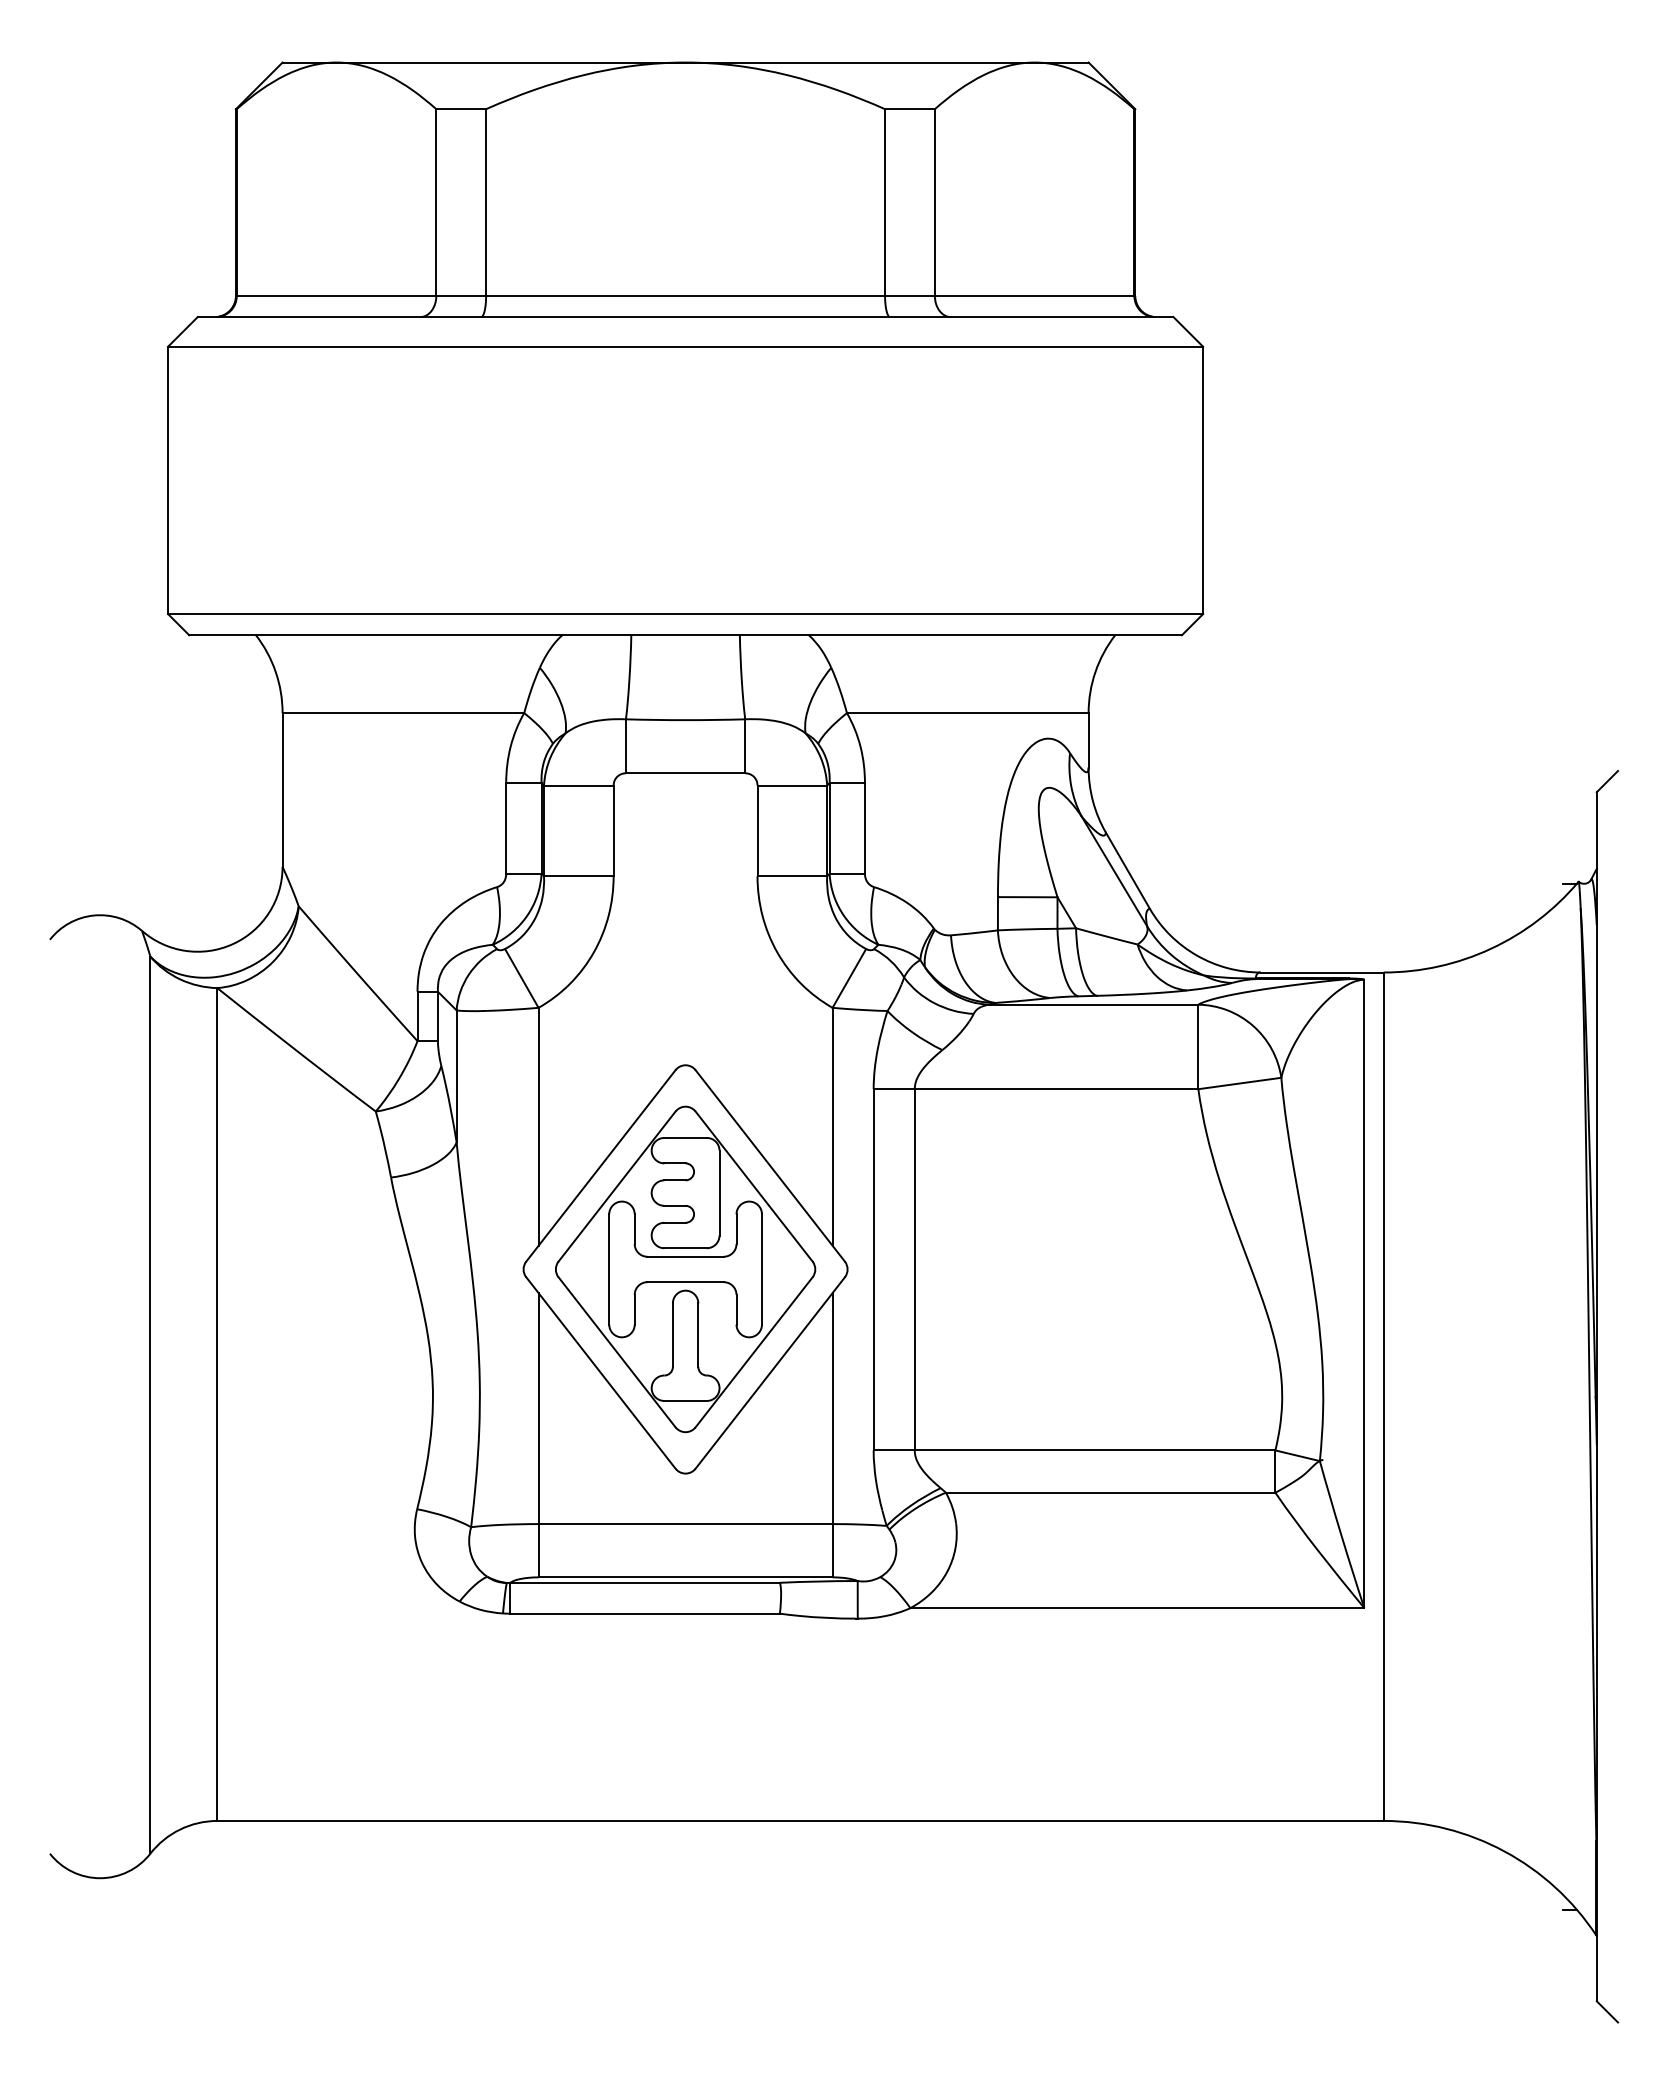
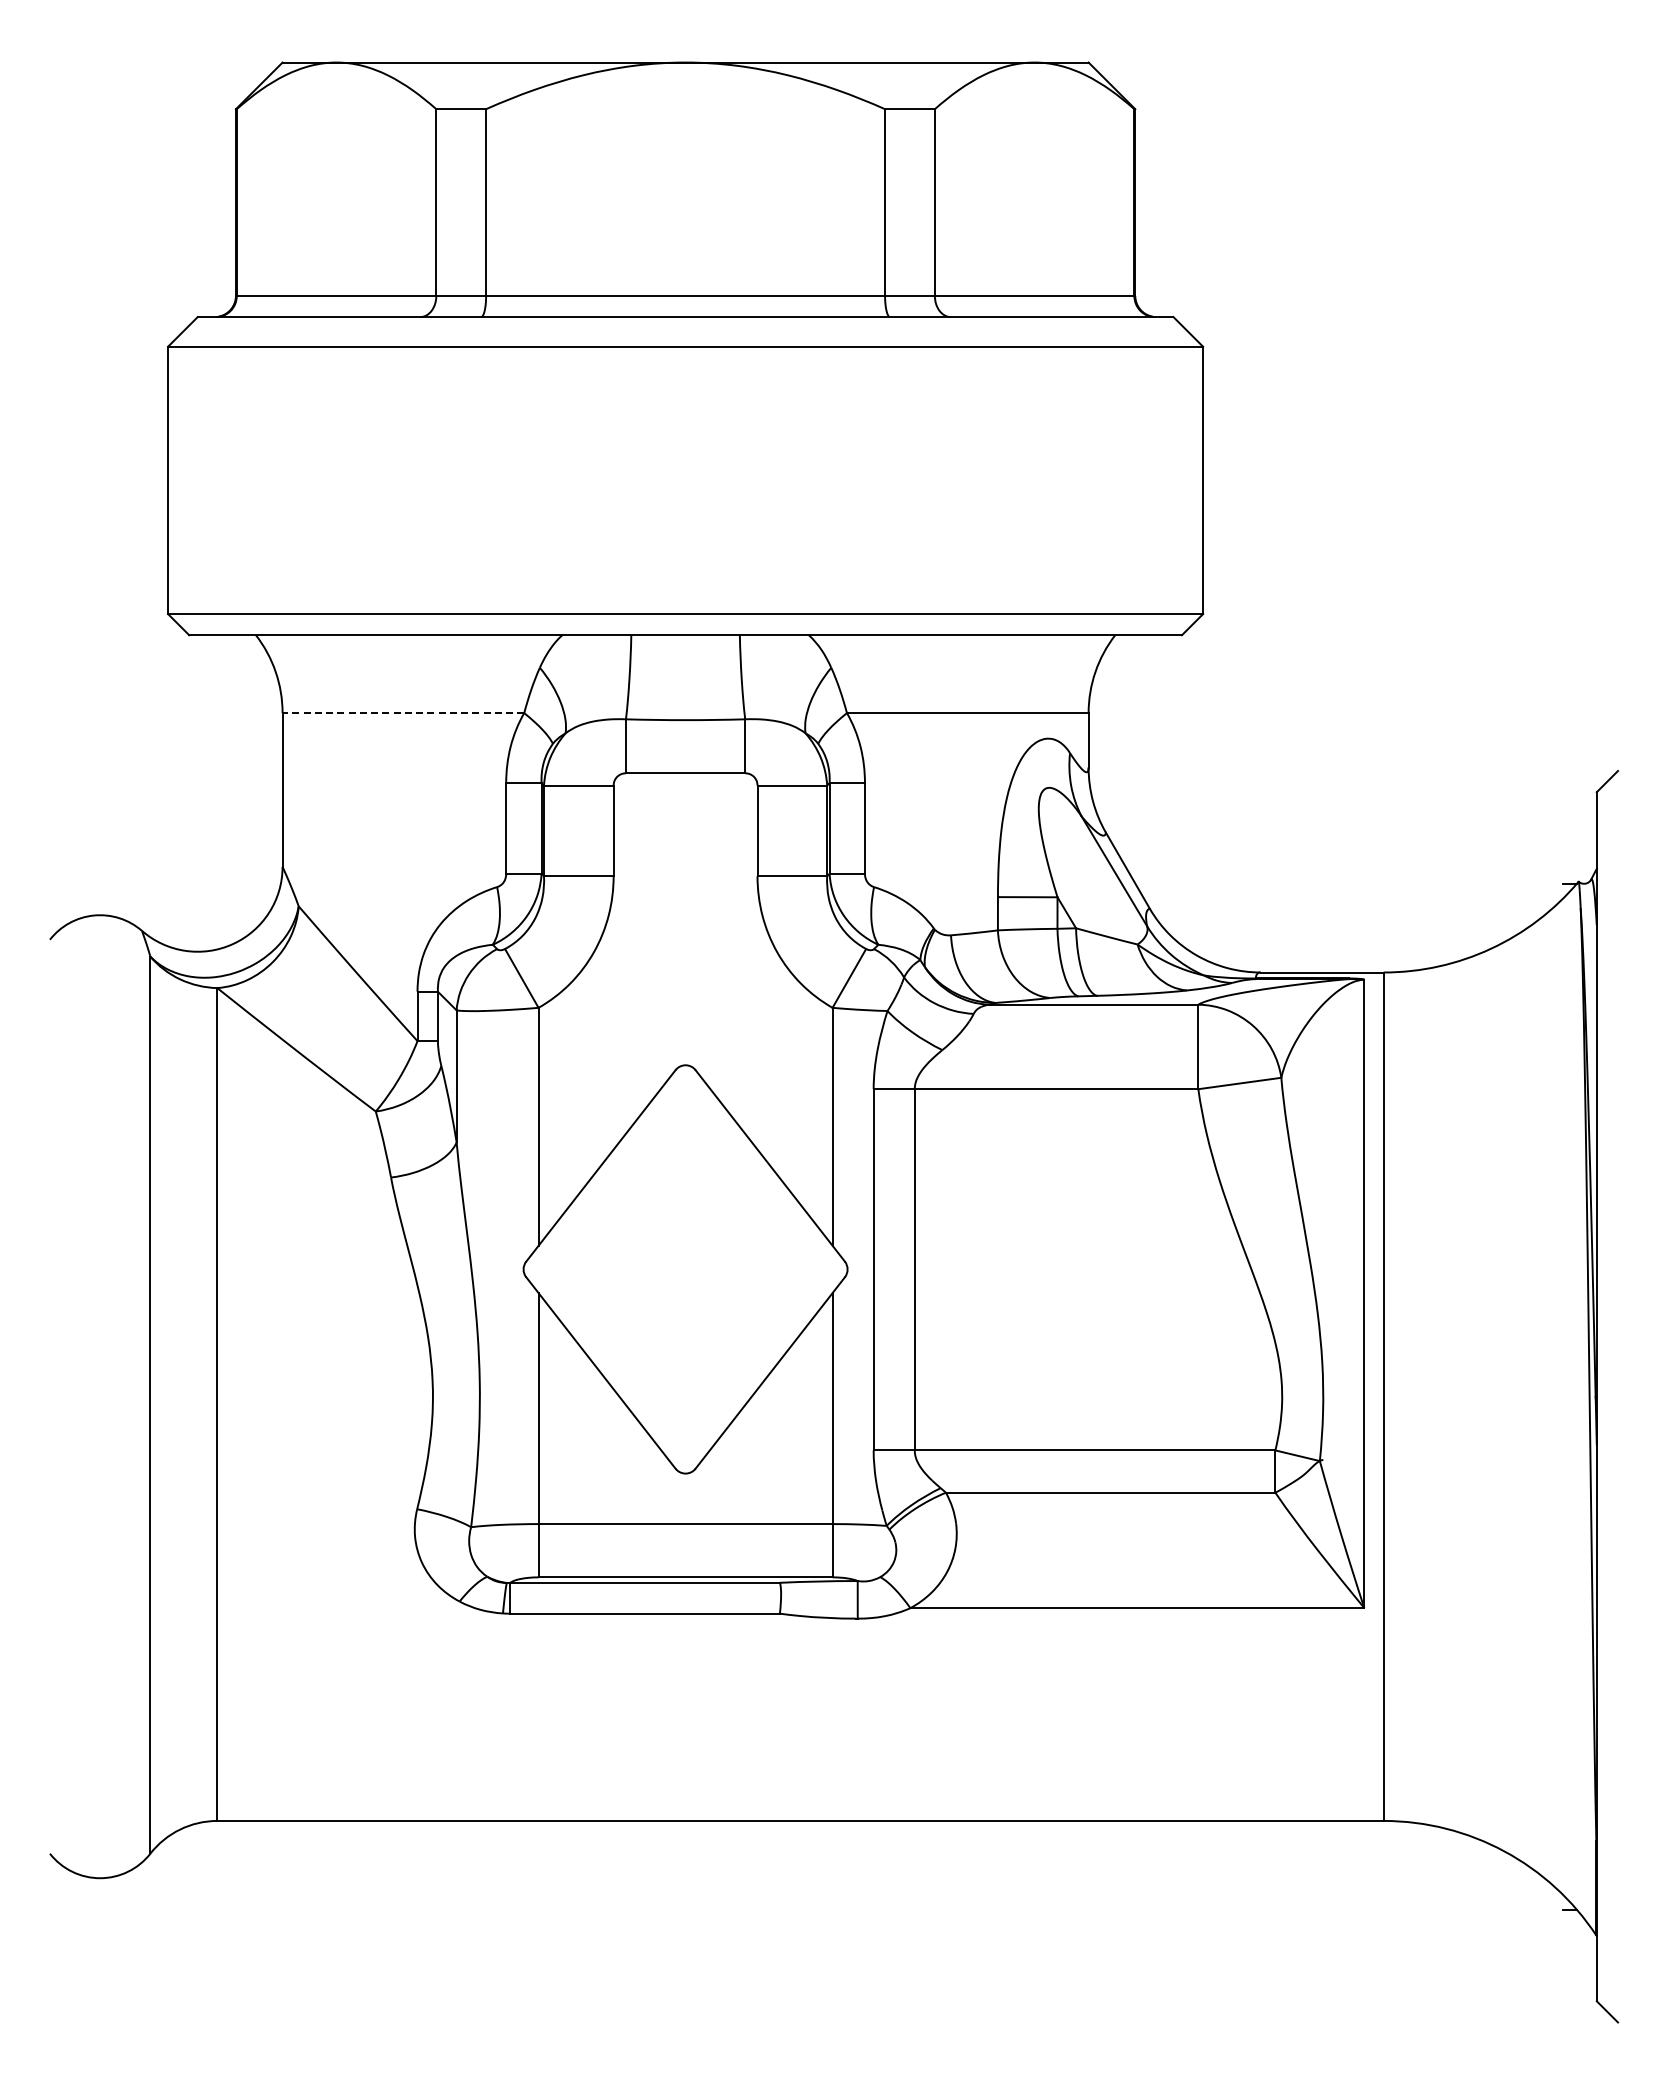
line: solid -> dashed (403, 713)
part: present -> none (685, 1269)
